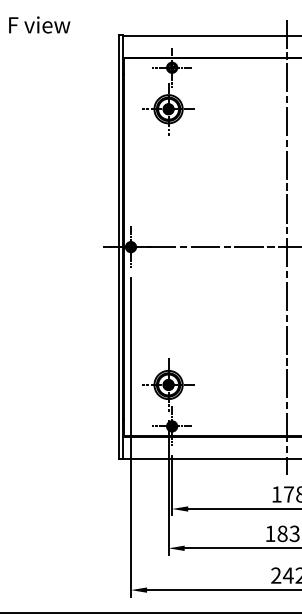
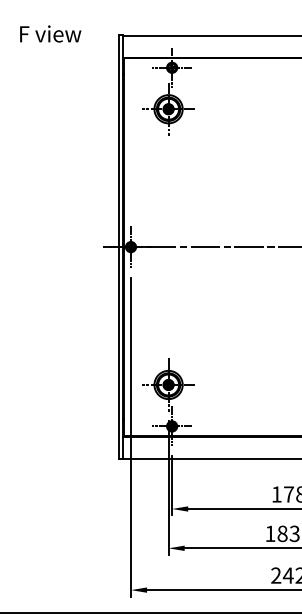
text position: (39, 24) -> (50, 33) (50, 33)
line: present -> none (286, 246)
